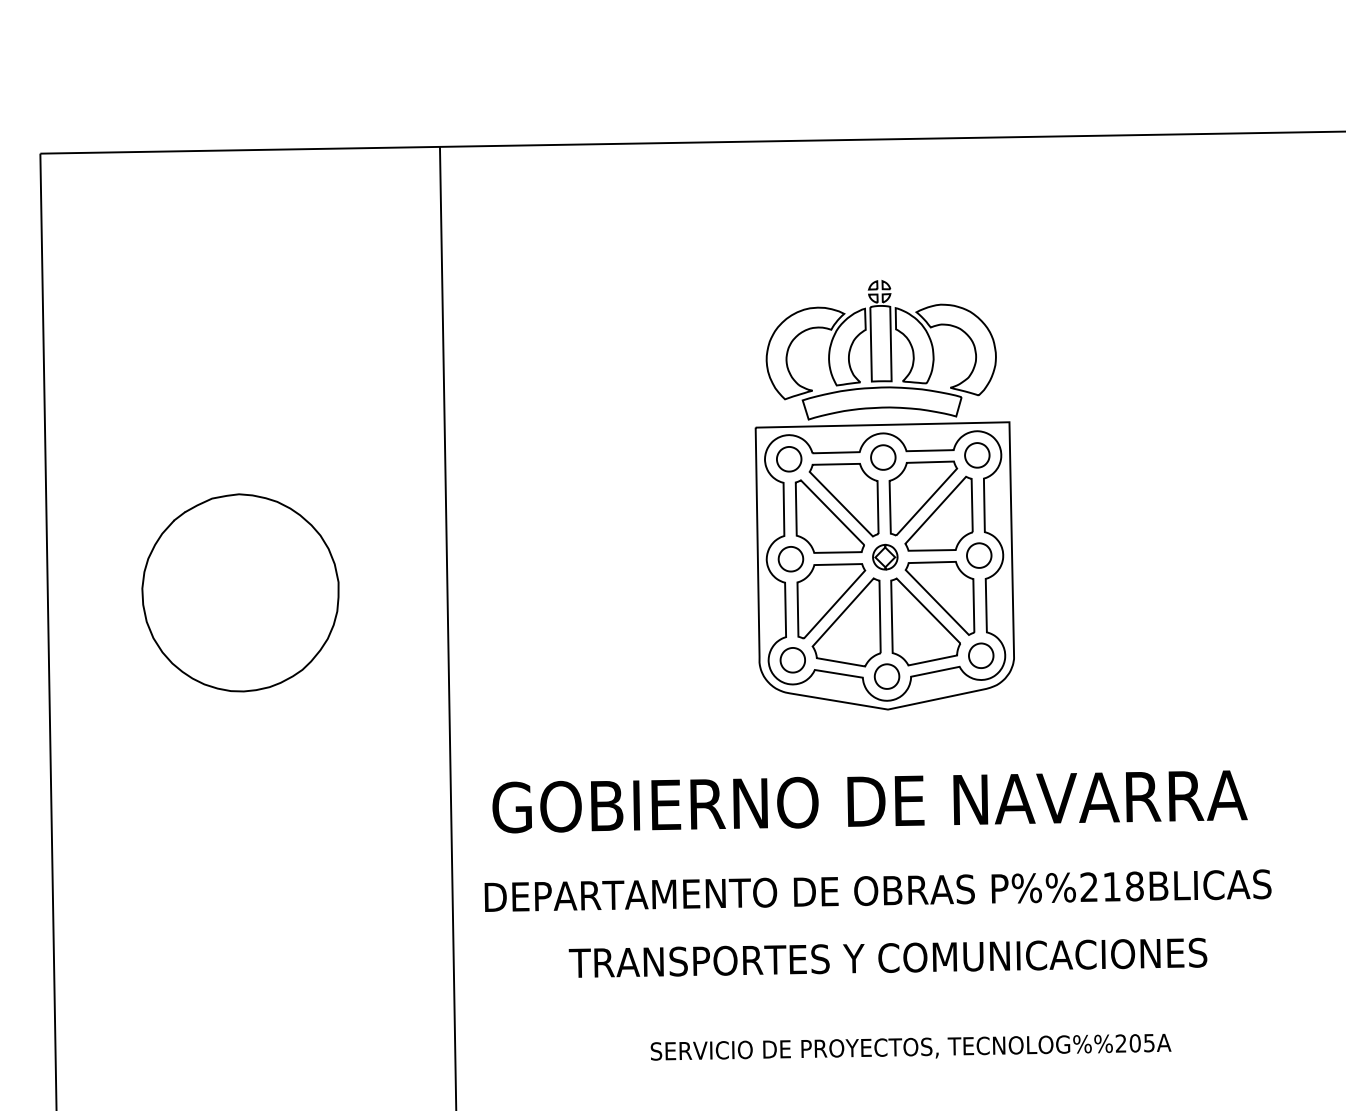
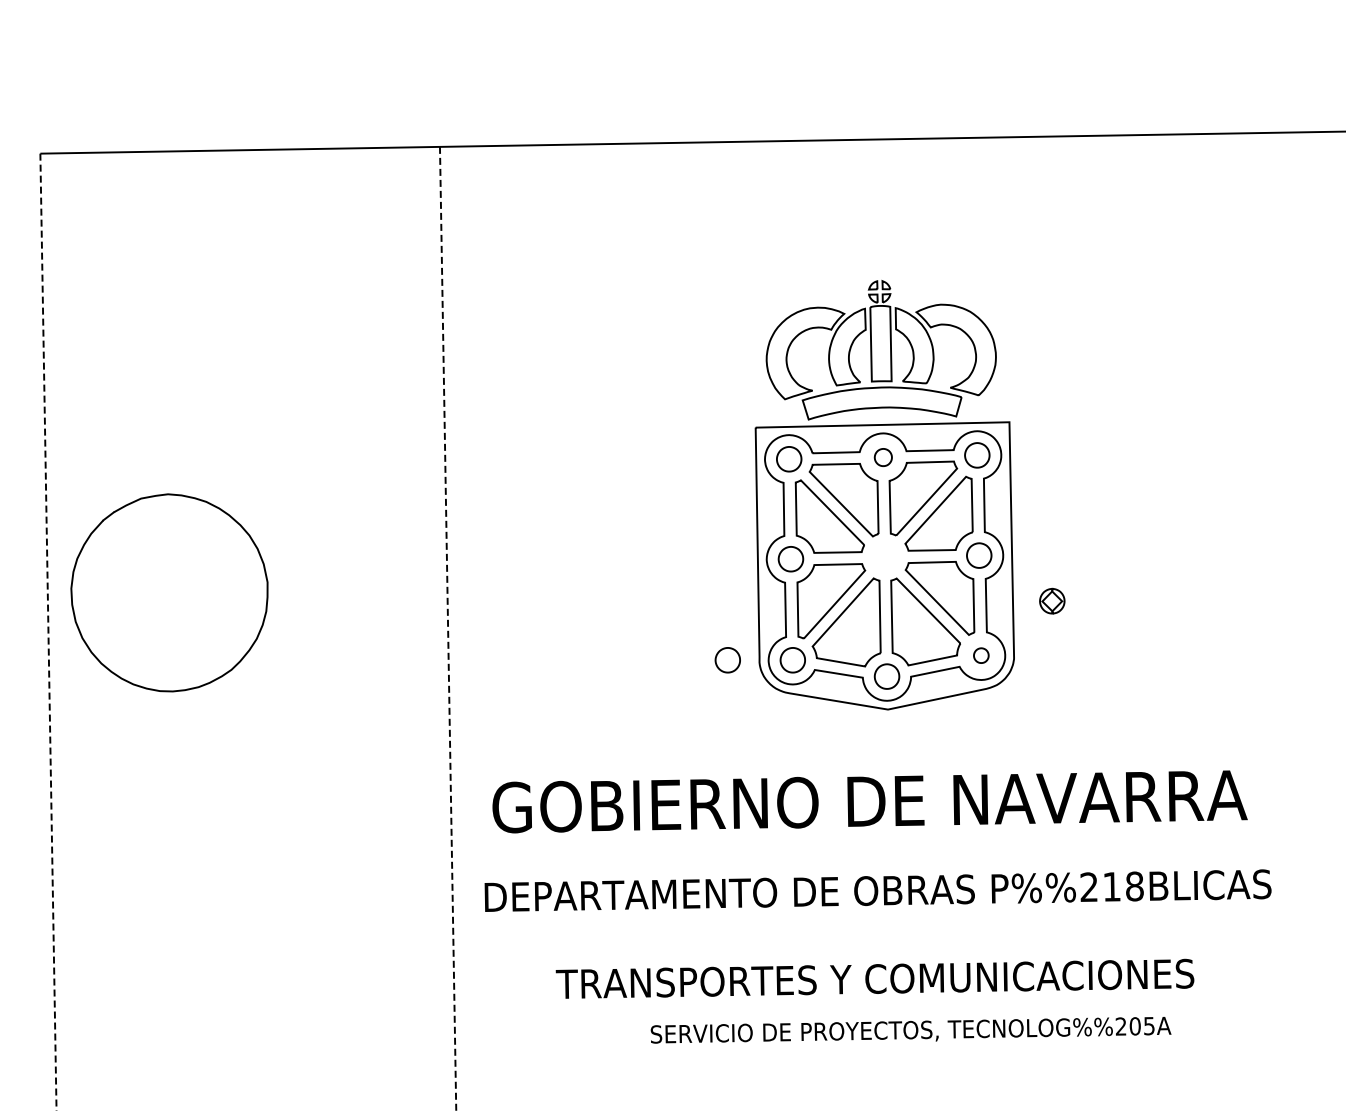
part size: 27x27 px -> 20x19 px (882, 457)
part position: (885, 556) -> (1052, 600) (1052, 600)
part position: (240, 592) -> (169, 592) (169, 592)
line: solid -> dashed (448, 628)
line: solid -> dashed (48, 632)
part size: 27x27 px -> 17x17 px (981, 655)
part: none -> present (727, 660)
text position: (887, 957) -> (874, 978) (874, 978)
text position: (910, 1047) -> (910, 1030) (910, 1030)
